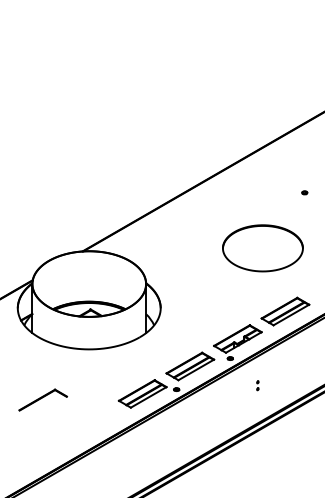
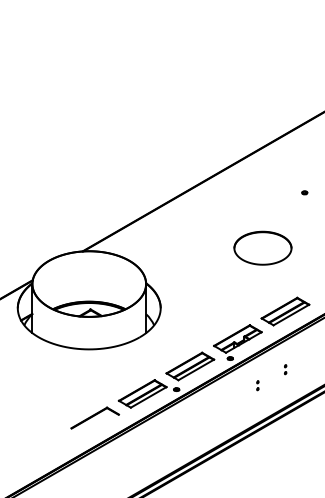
part size: 82x49 px -> 60x36 px (262, 247)
part: none -> present (285, 369)
part position: (42, 399) -> (94, 417) (94, 417)
